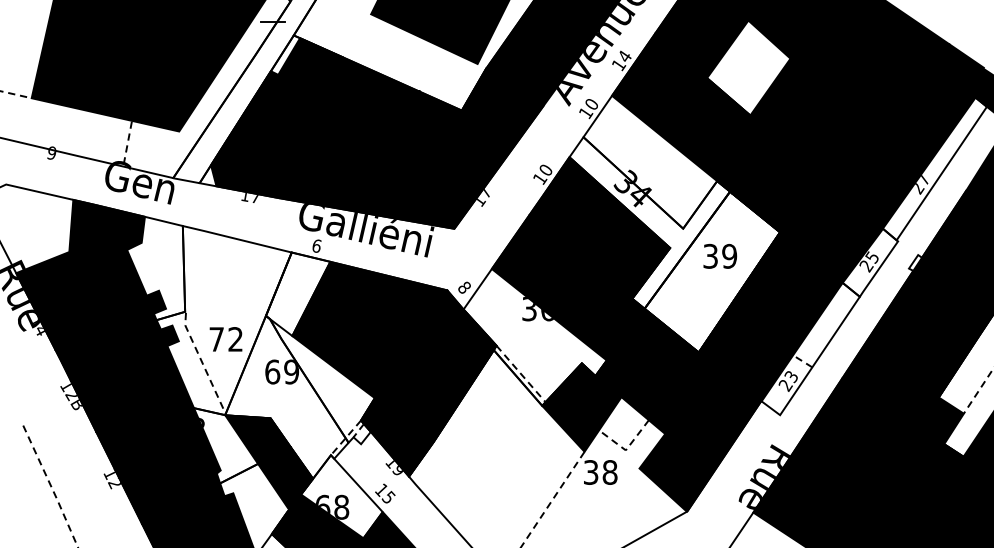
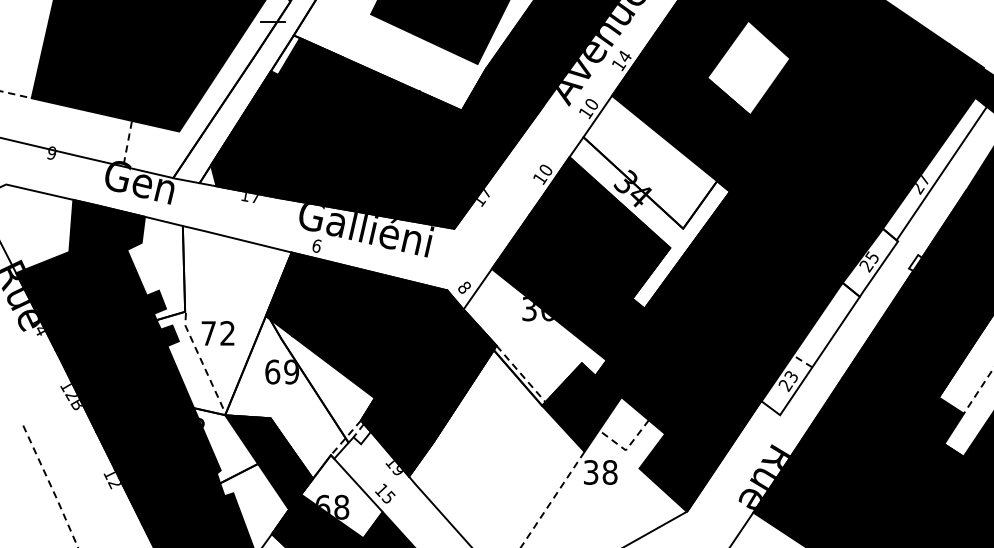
fill: none -> present (712, 271)
fill: none -> present (297, 294)
text position: (225, 339) -> (217, 333) (217, 333)
